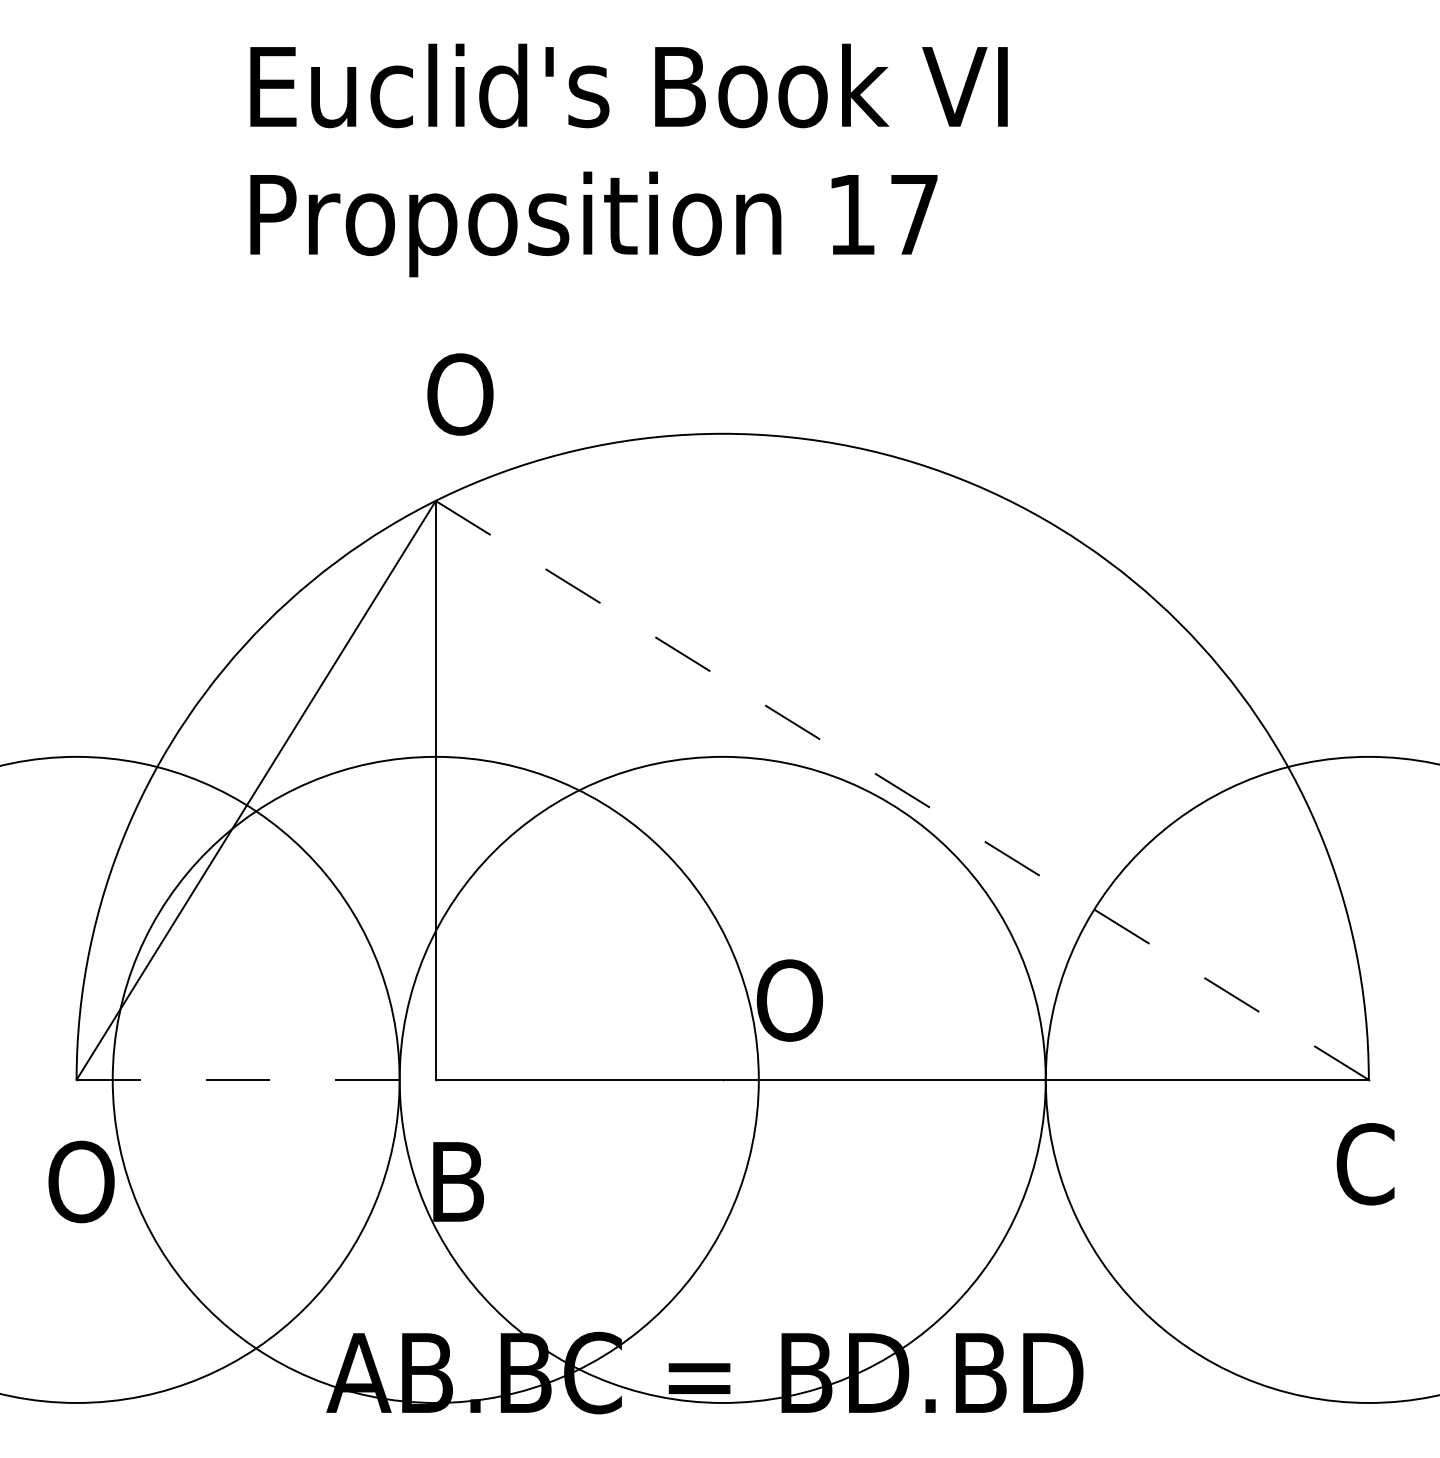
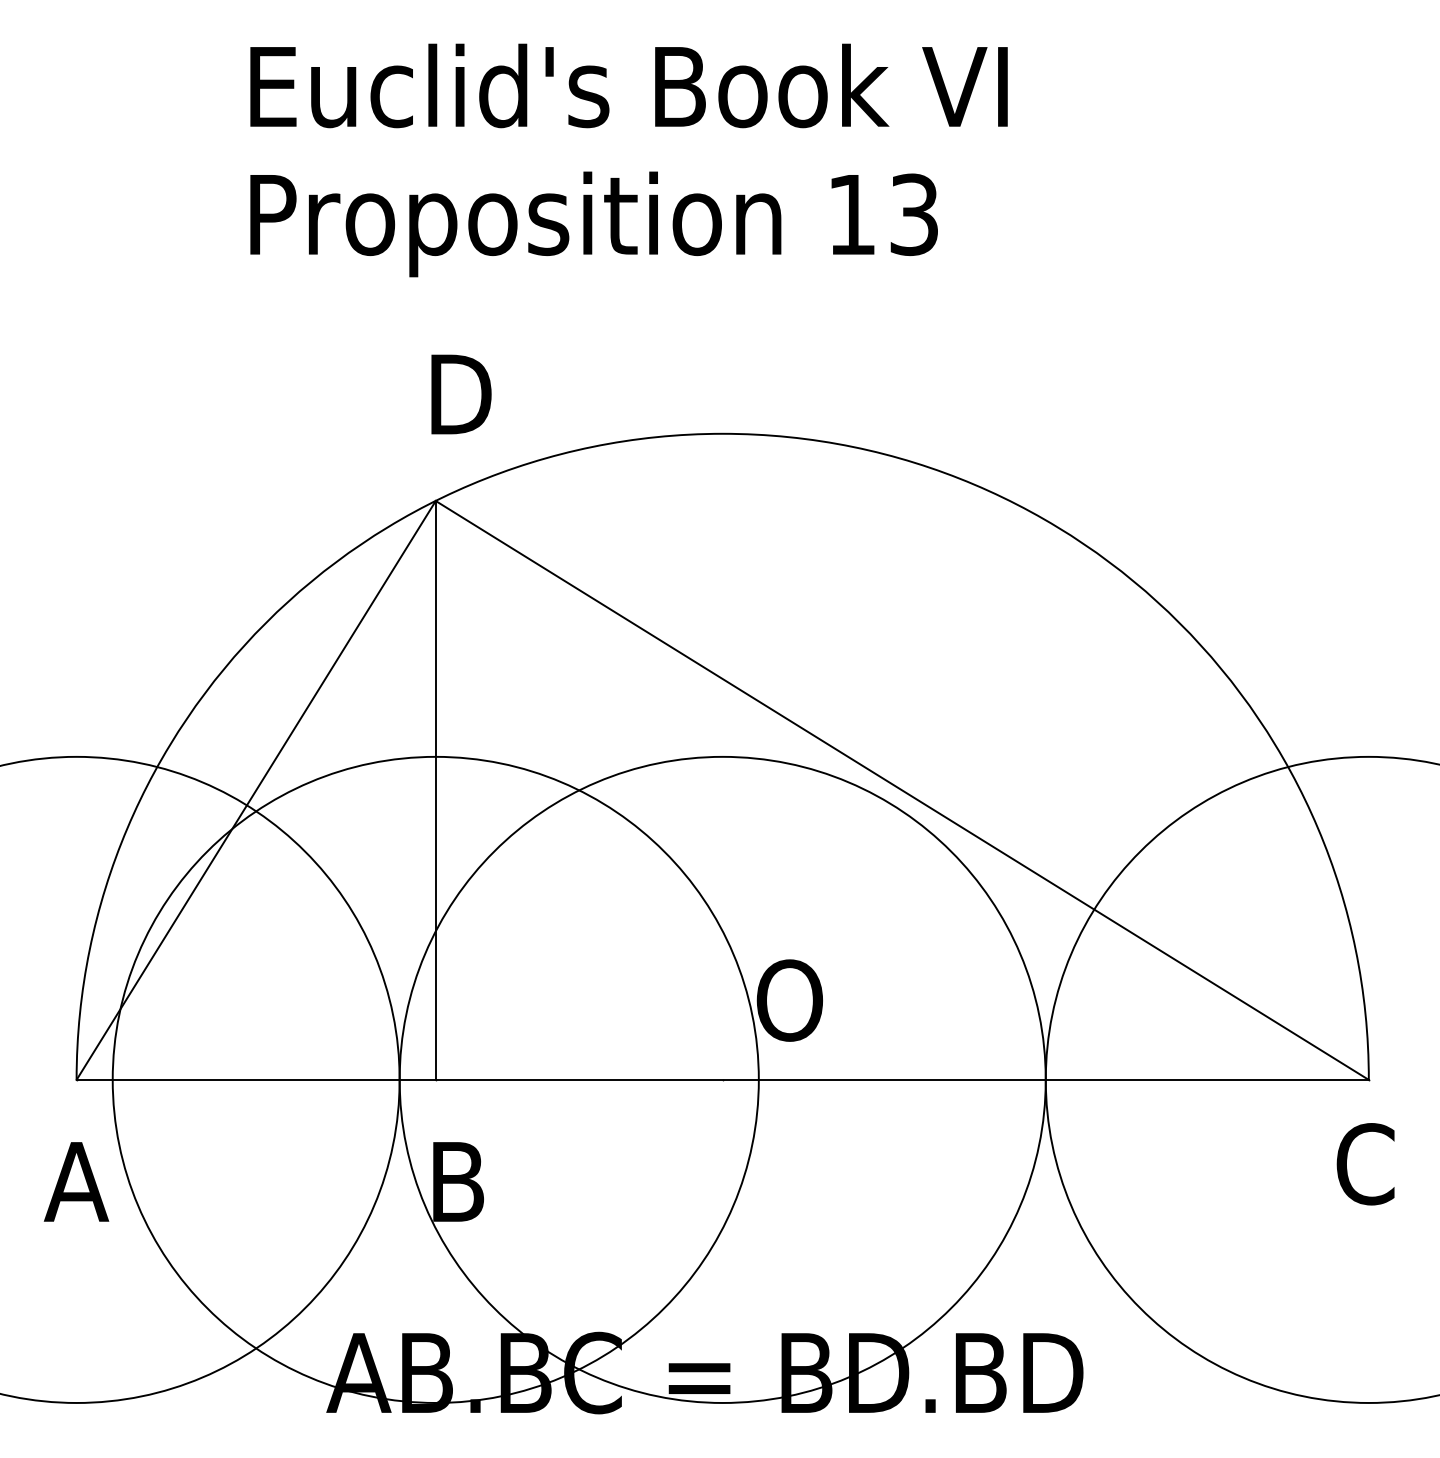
text: 17 -> 13 (913, 214)
text: O -> D (460, 394)
line: dashed -> solid (902, 790)
line: dashed -> solid (256, 1079)
text: O -> A (78, 1181)
